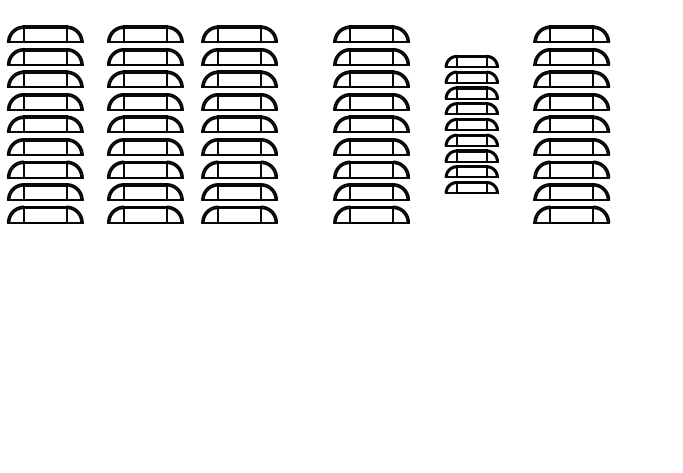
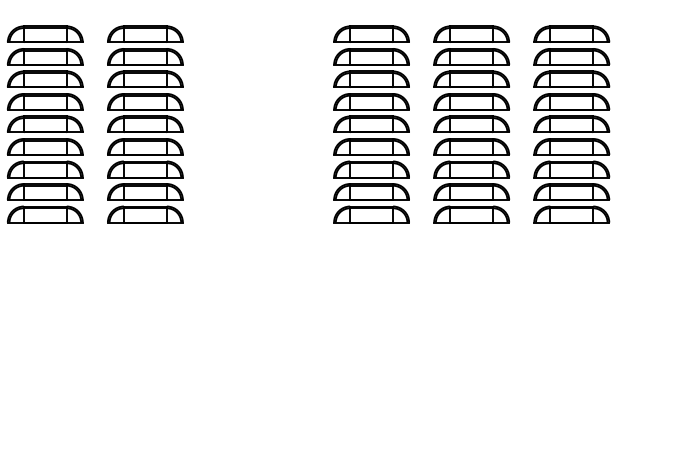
part size: 55x140 px -> 78x199 px (471, 124)
part: present -> none (239, 124)
